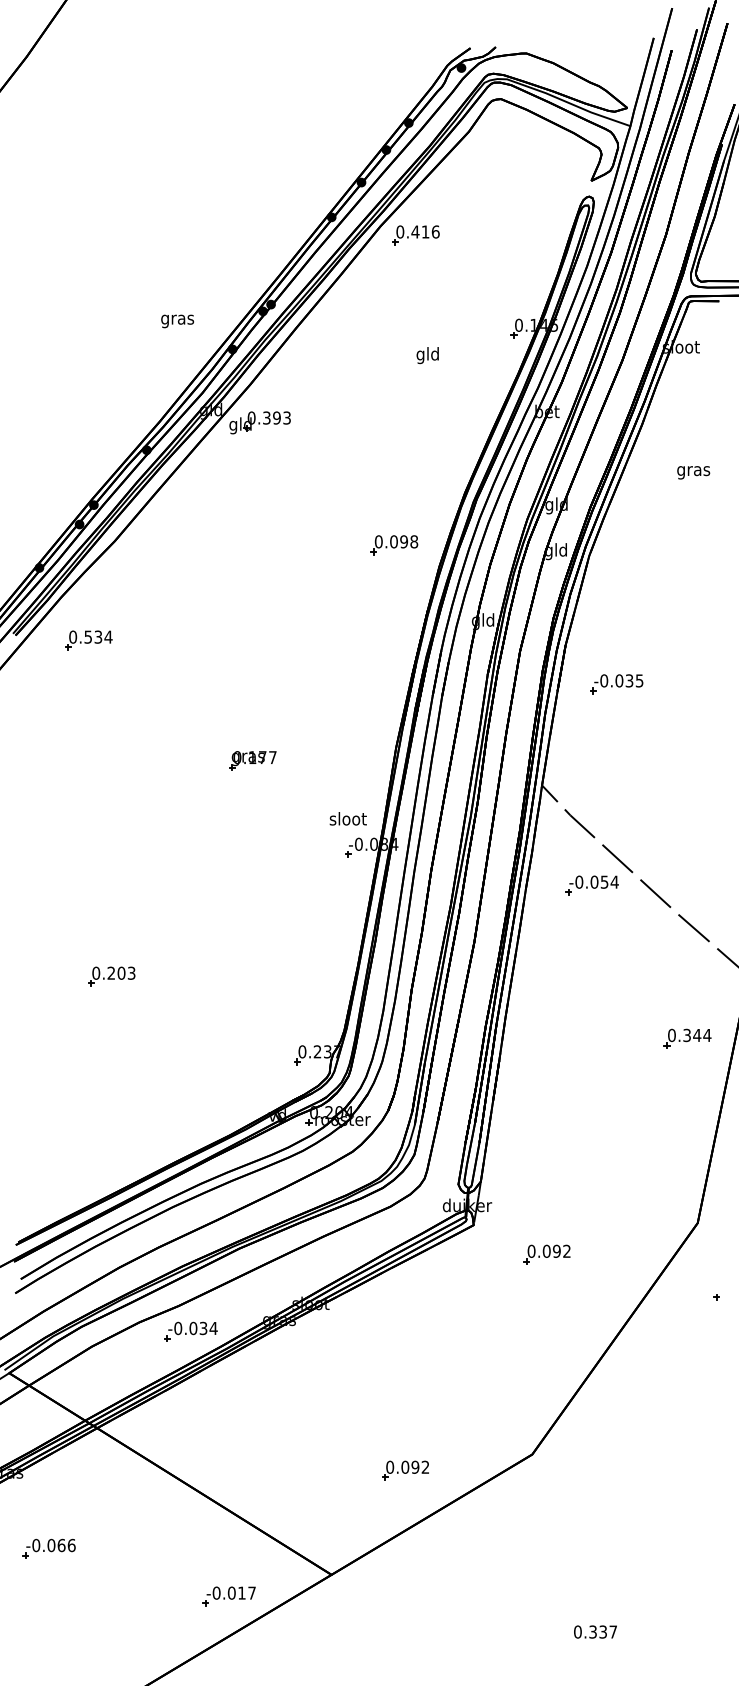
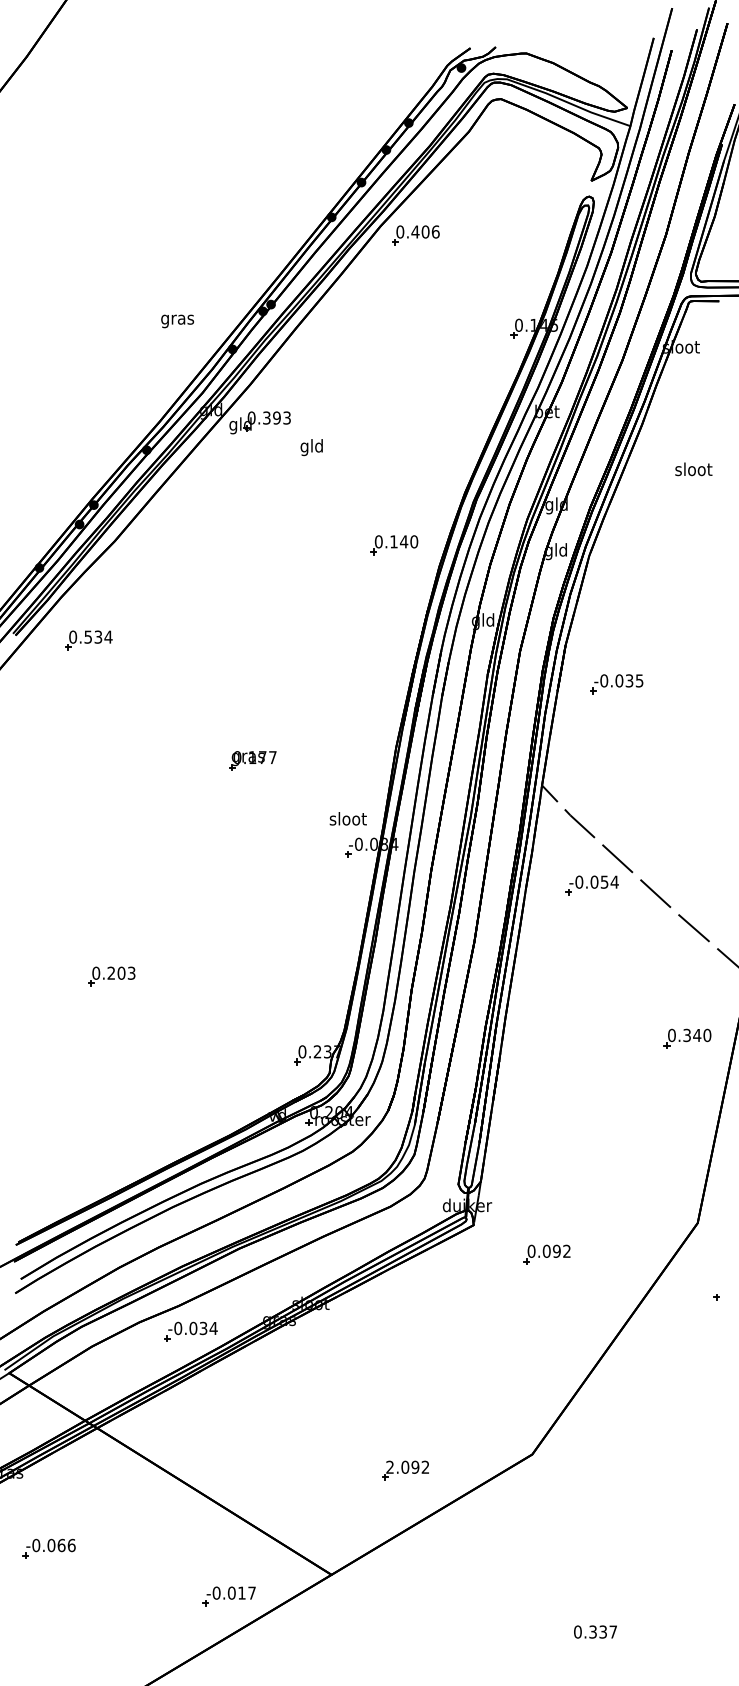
text: 0.416 -> 0.406 (425, 231)
text position: (427, 355) -> (311, 447) (311, 447)
text: gras -> sloot (693, 470)
text: 0.098 -> 0.140 (404, 541)
text: 0.344 -> 0.340 (707, 1035)
text: 0.092 -> 2.092 (390, 1466)
